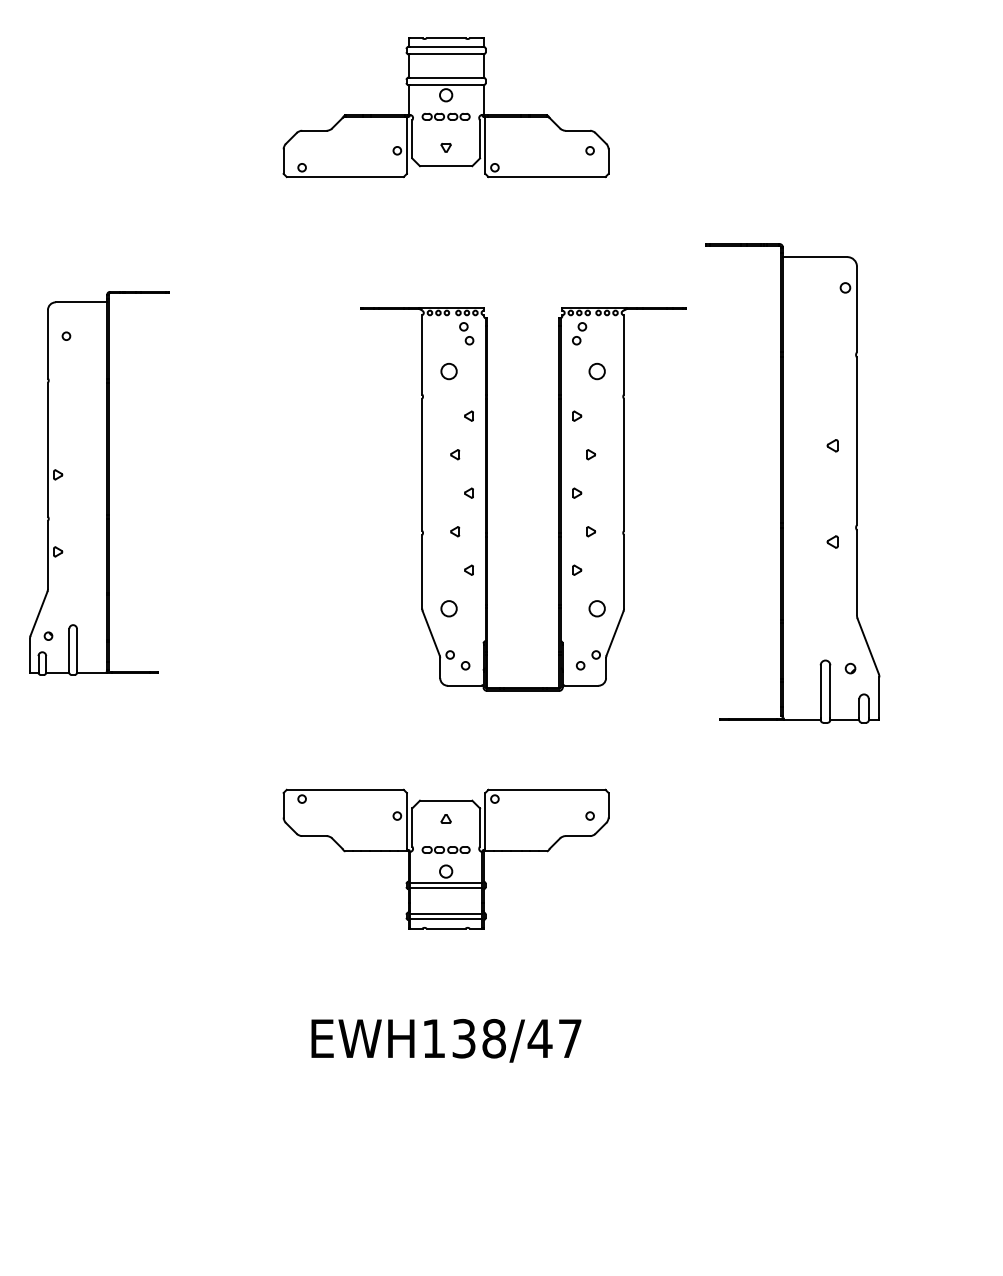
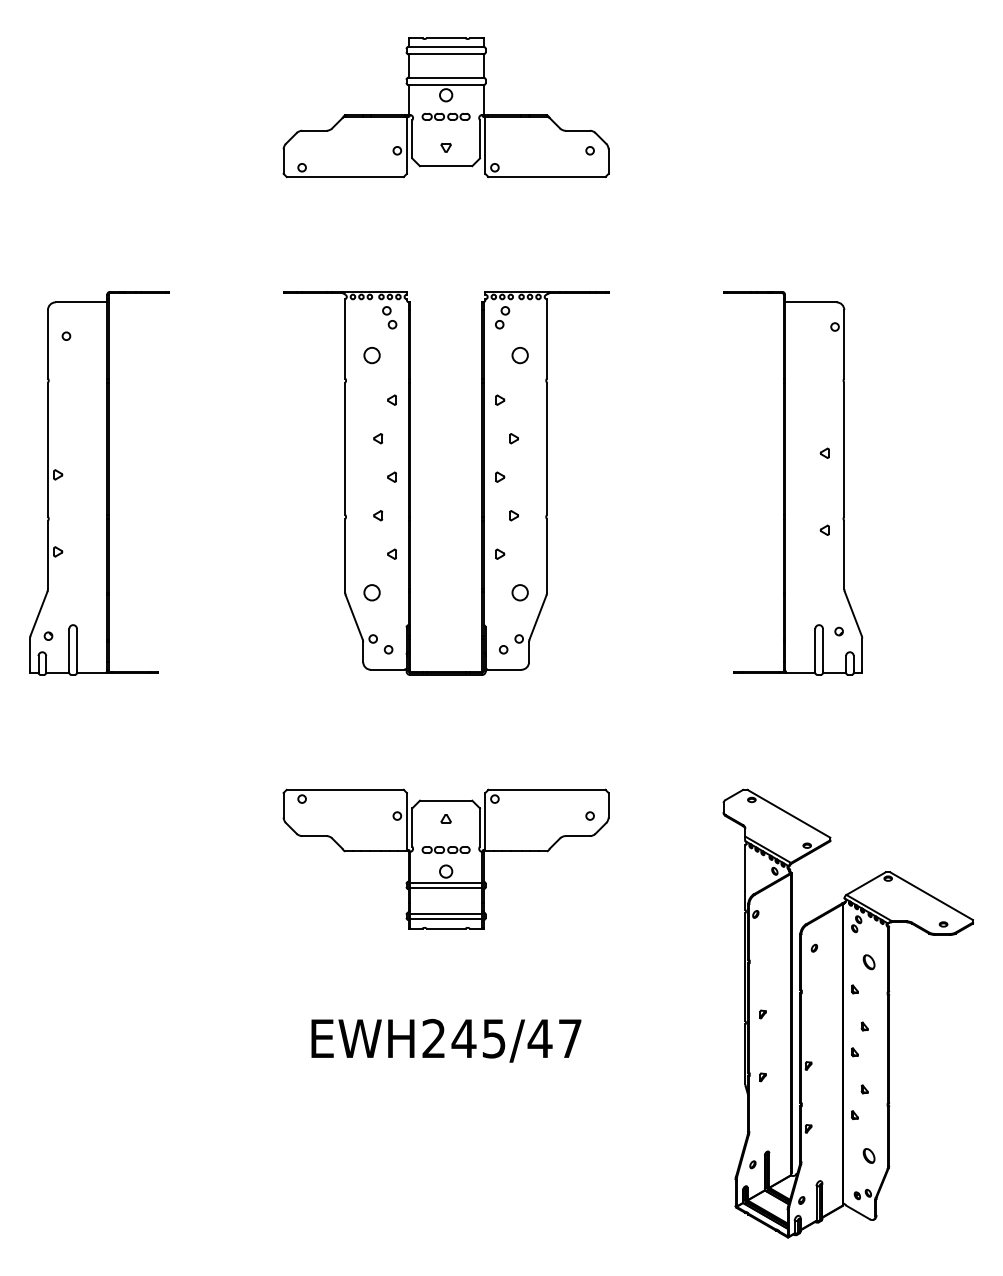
part size: 176x481 px -> 141x385 px (793, 483)
part position: (558, 499) -> (481, 483) (481, 483)
part: none -> present (847, 1013)
text: EWH138/47 -> EWH245/47 (463, 1038)
